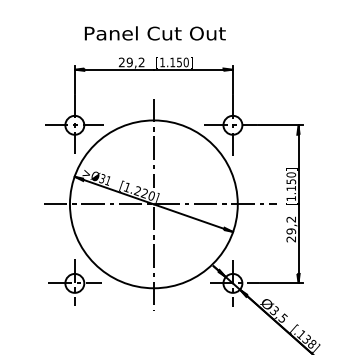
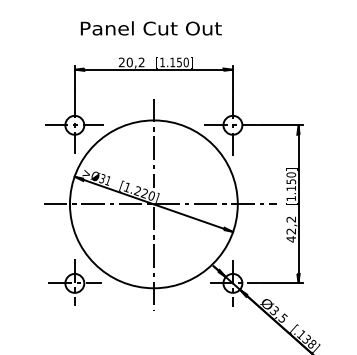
text position: (154, 33) -> (150, 28) (150, 28)
text: 29,2 -> 20,2 (129, 62)
text: 29,2 -> 42,2 (291, 235)
